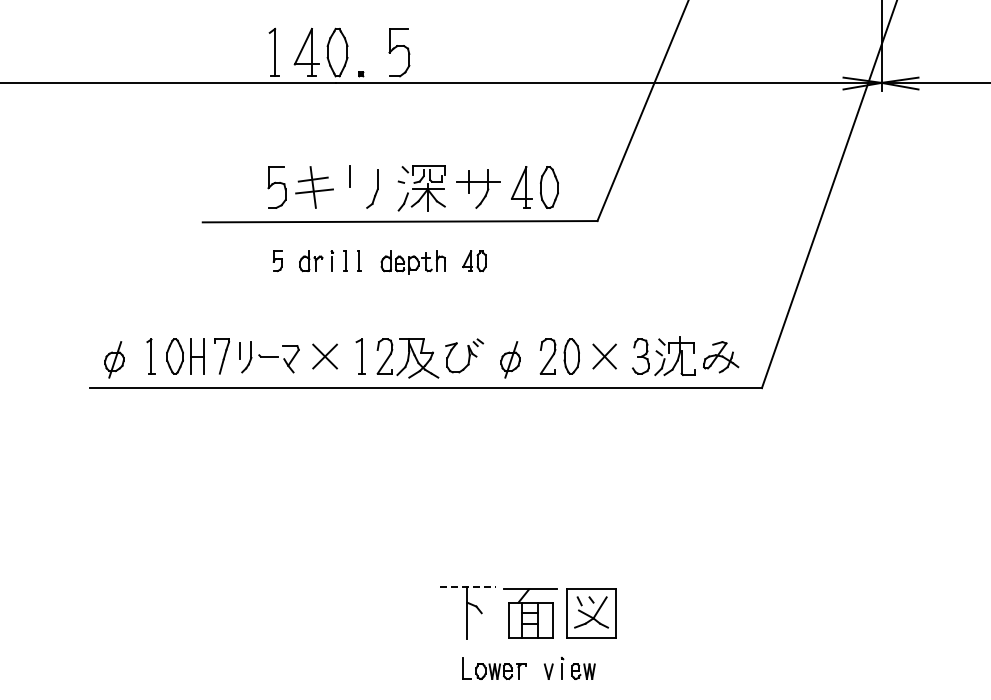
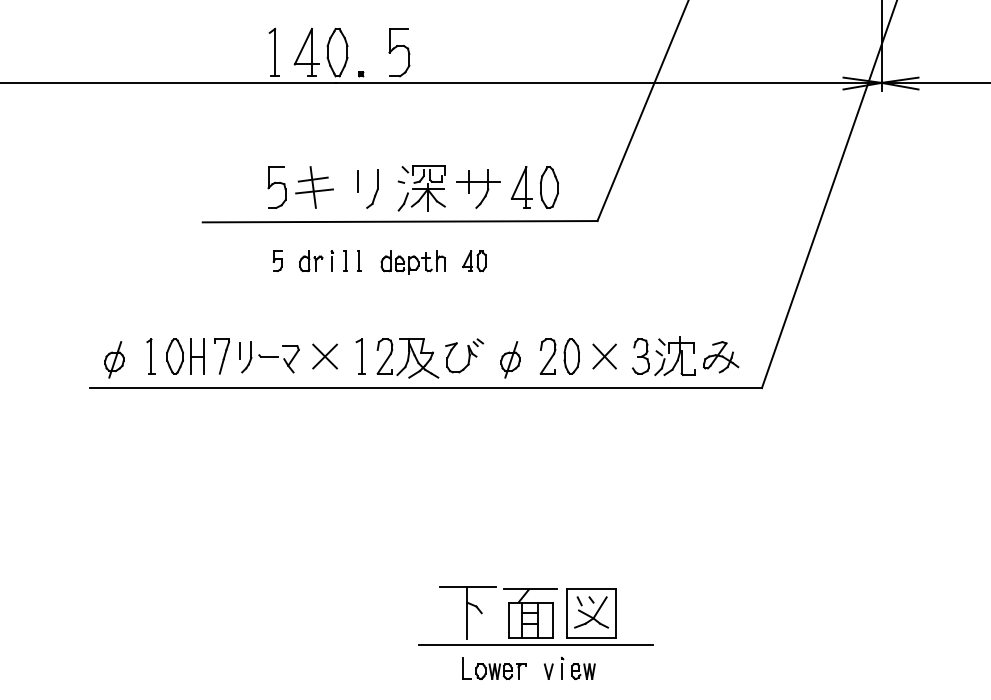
line position: (349, 176) -> (357, 181) (357, 181)
line: dashed -> solid (468, 586)
line: none -> present (535, 644)
